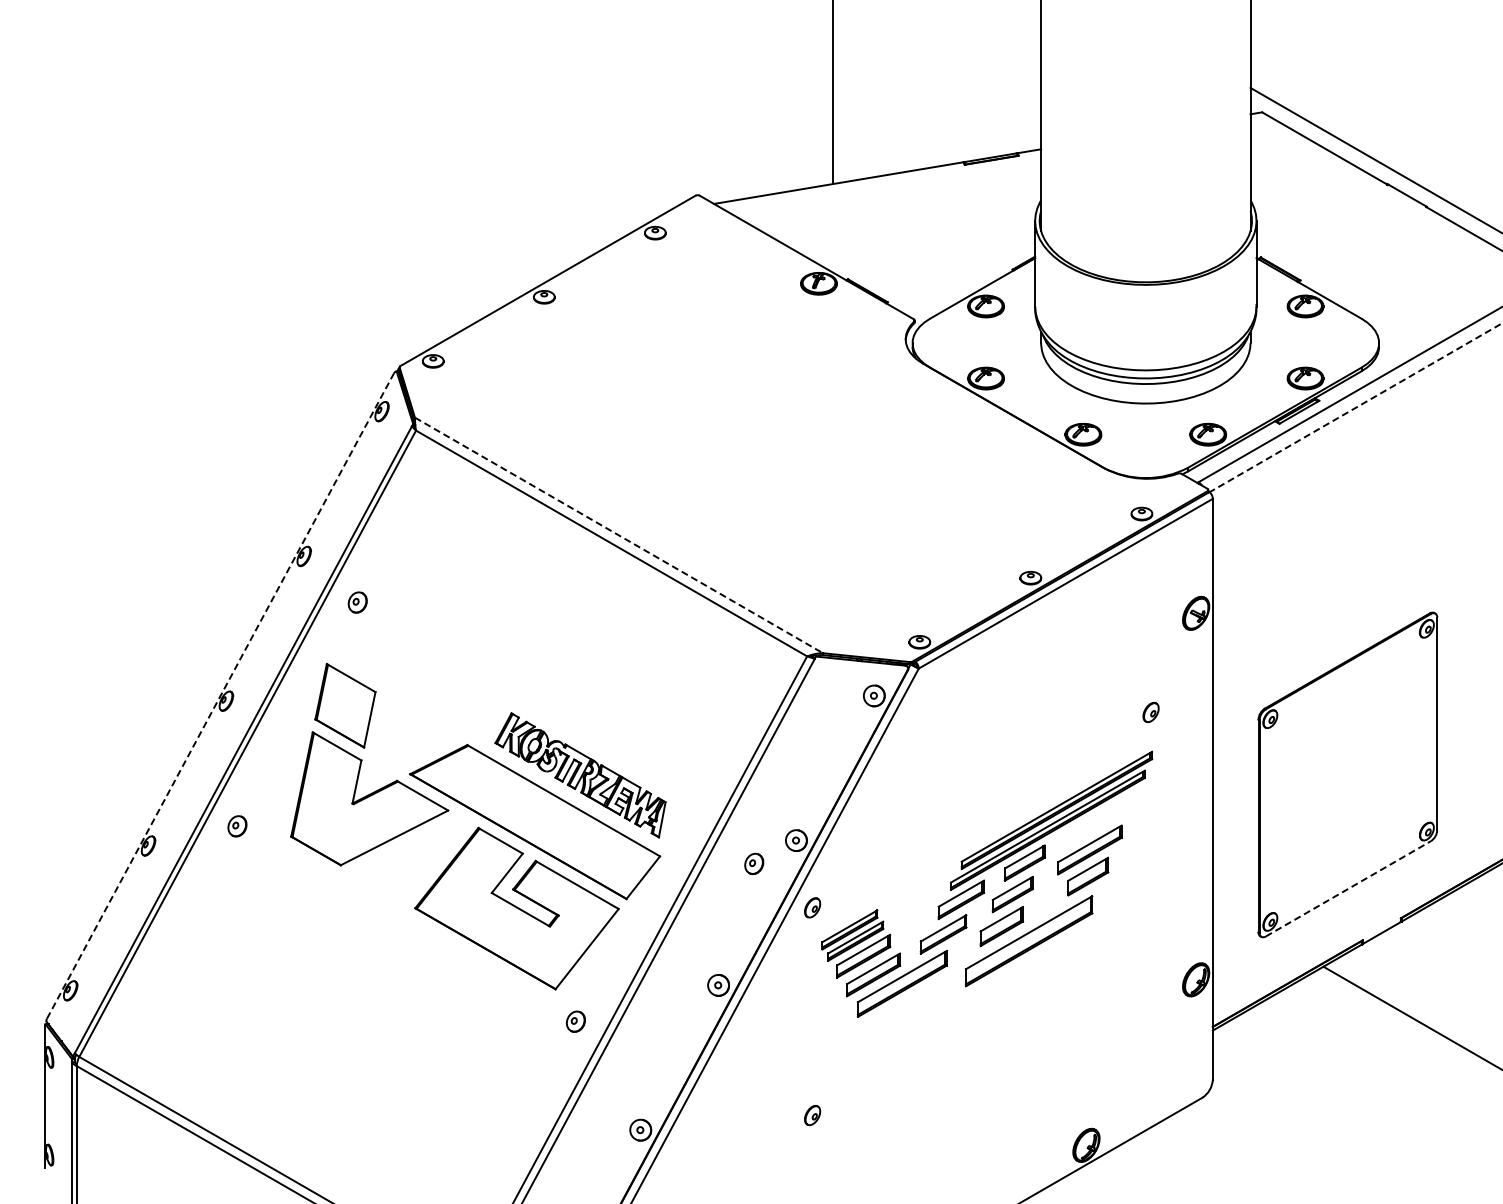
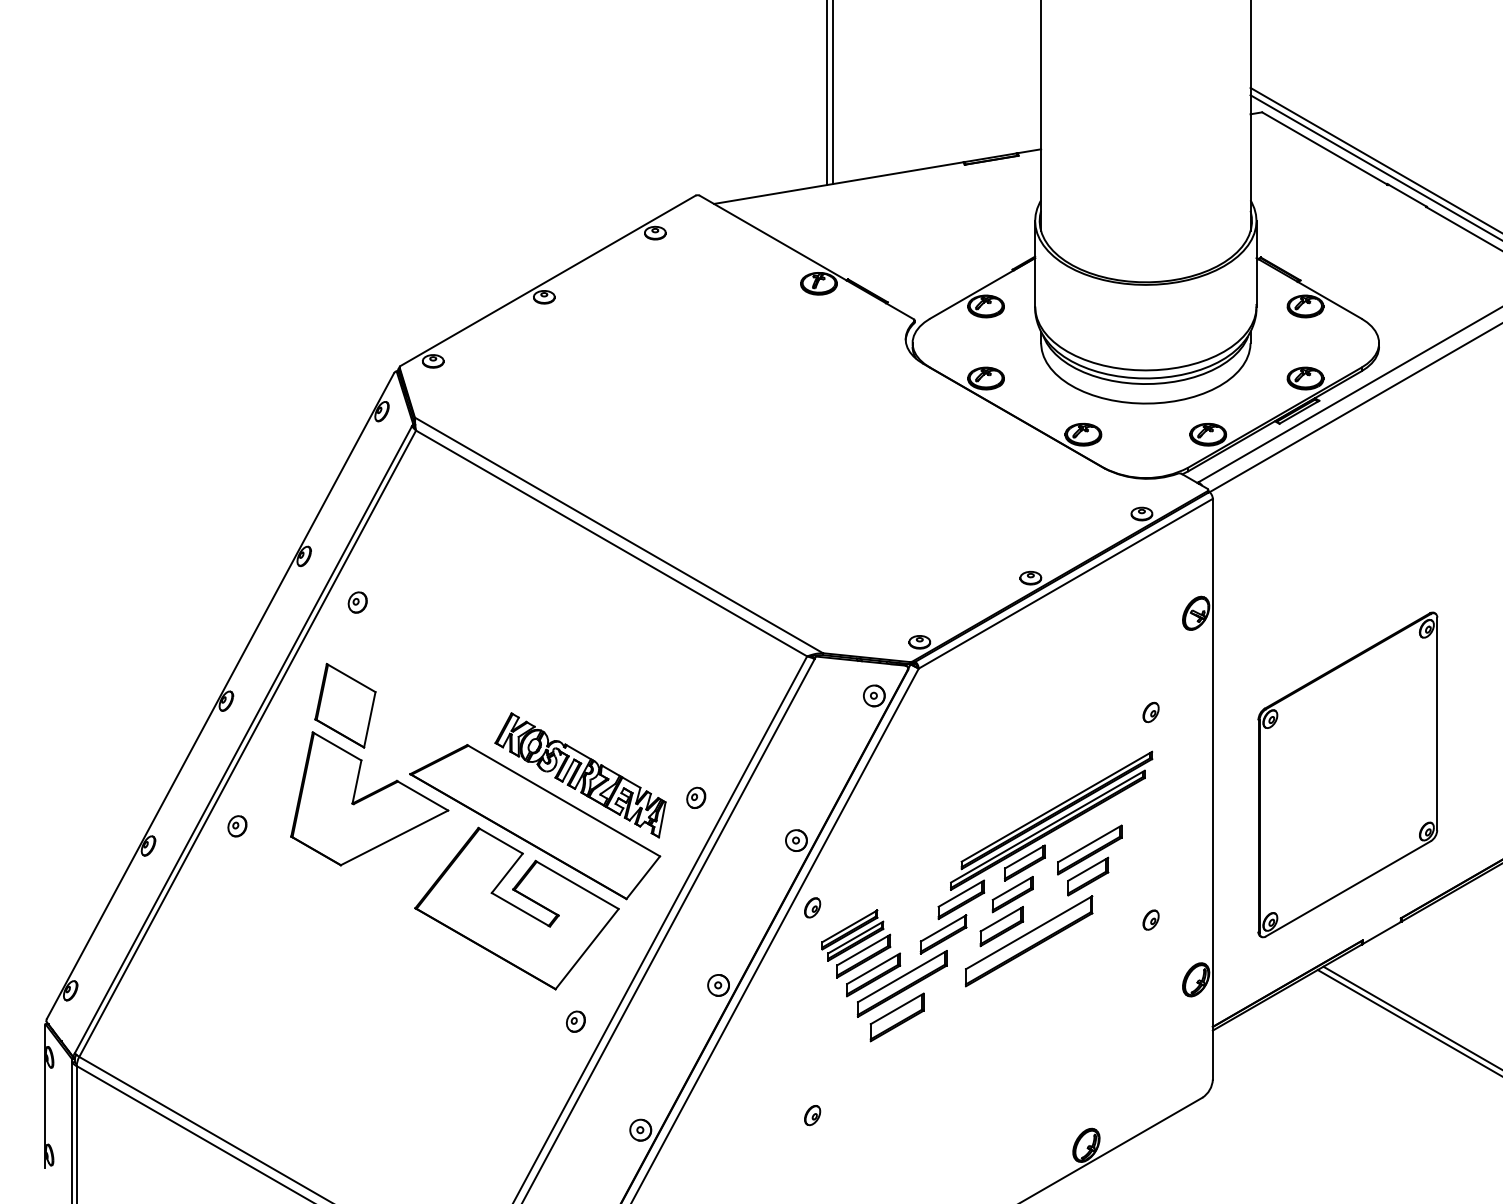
line: none -> present (827, 93)
line: none -> present (1374, 166)
line: dashed -> solid (1355, 407)
line: dashed -> solid (619, 535)
line: dashed -> solid (220, 695)
part position: (754, 863) -> (696, 797) (696, 797)
line: dashed -> solid (1348, 888)
part: none -> present (1150, 919)
part: none -> present (896, 1017)
line: none -> present (1408, 1022)
